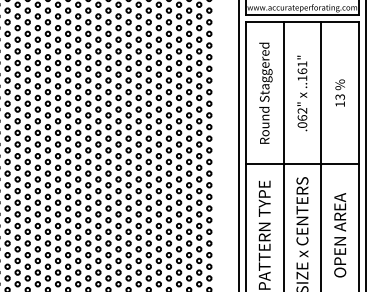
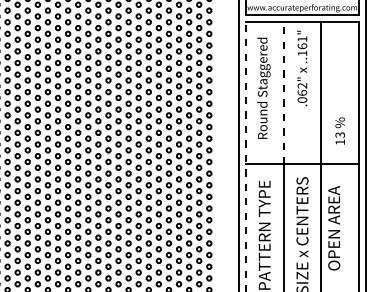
text position: (265, 92) -> (263, 87) (263, 87)
line: solid -> dashed (283, 92)
text position: (339, 92) -> (339, 130) (339, 130)
text position: (302, 93) -> (302, 68) (302, 68)
line: solid -> dashed (245, 157)
text position: (340, 235) -> (334, 228) (334, 228)
